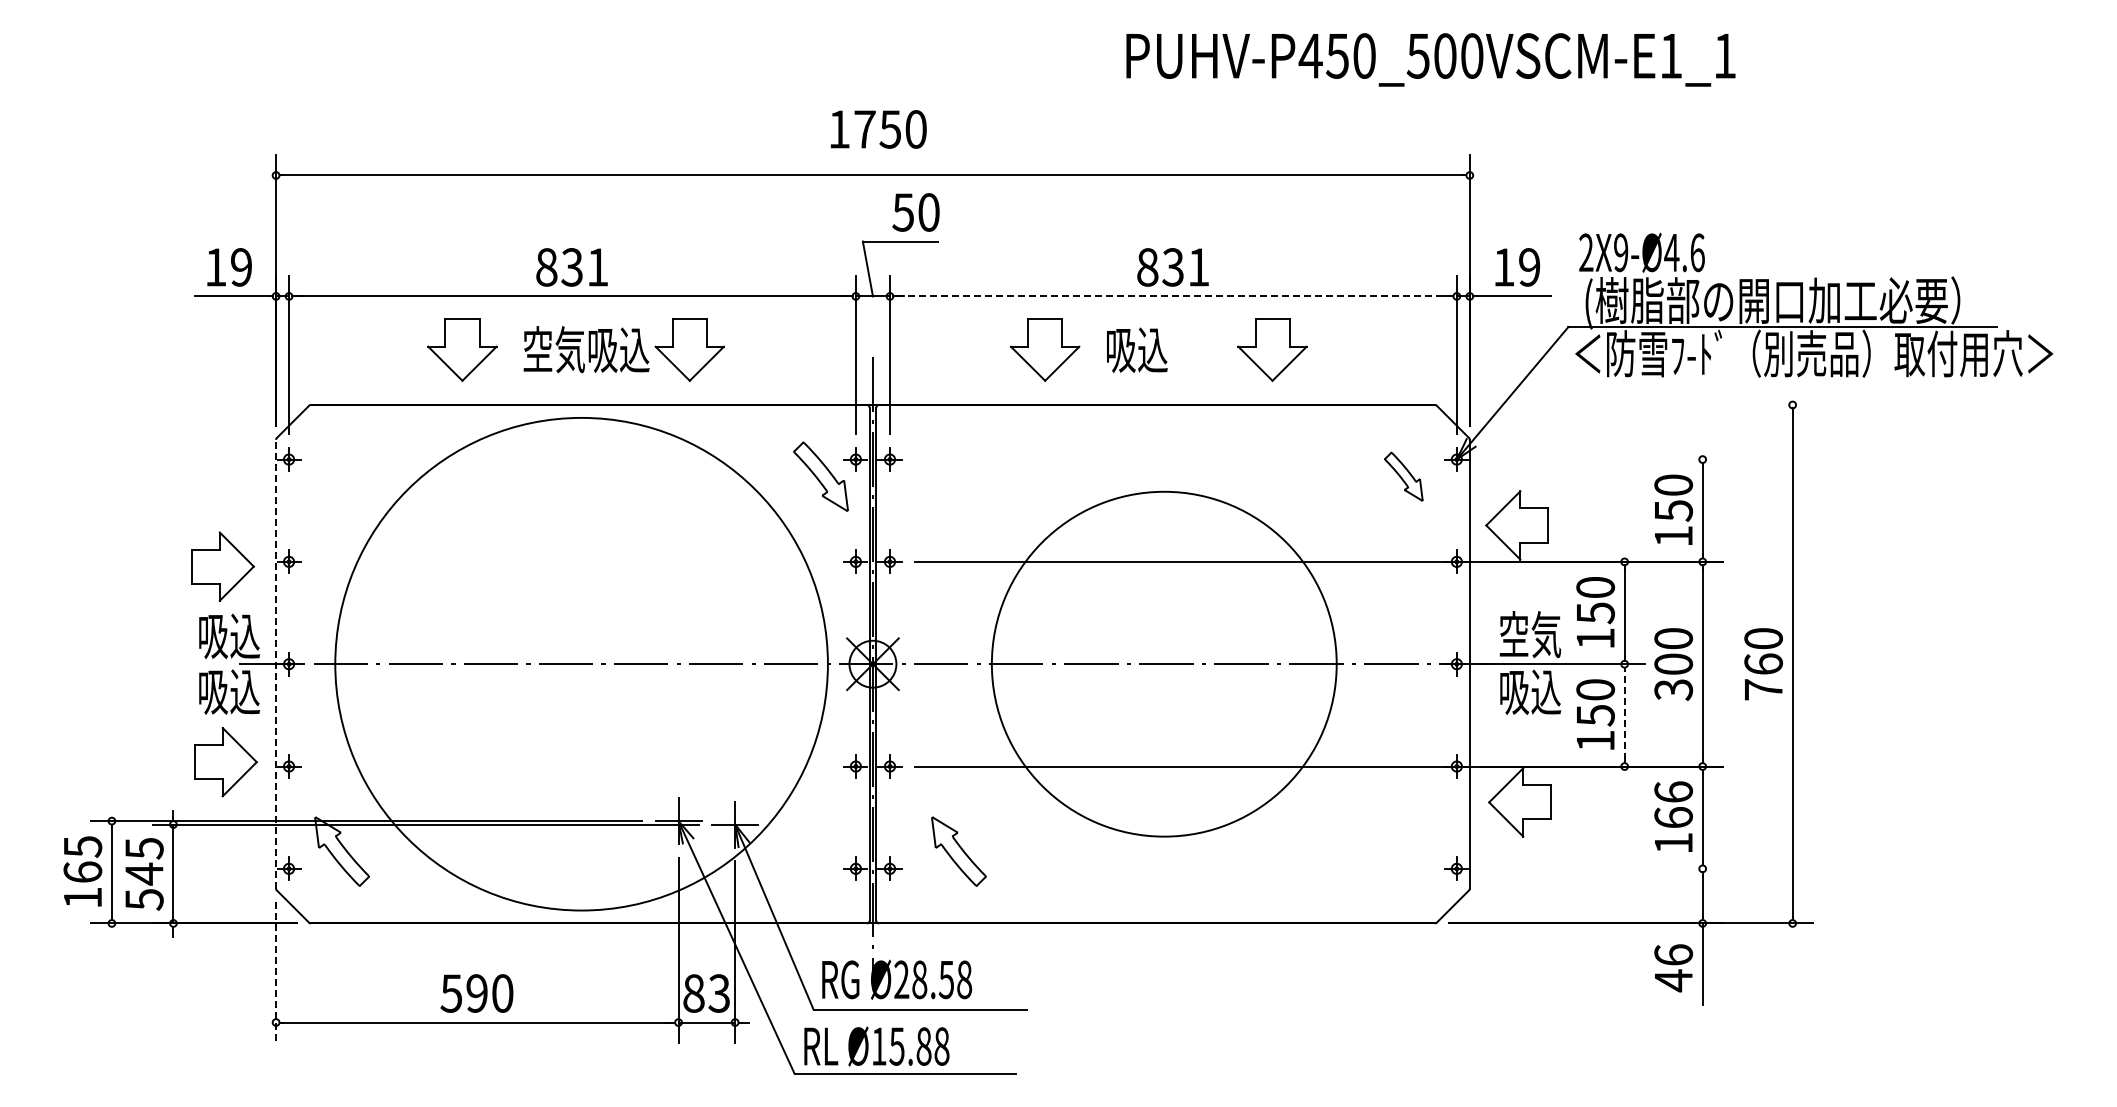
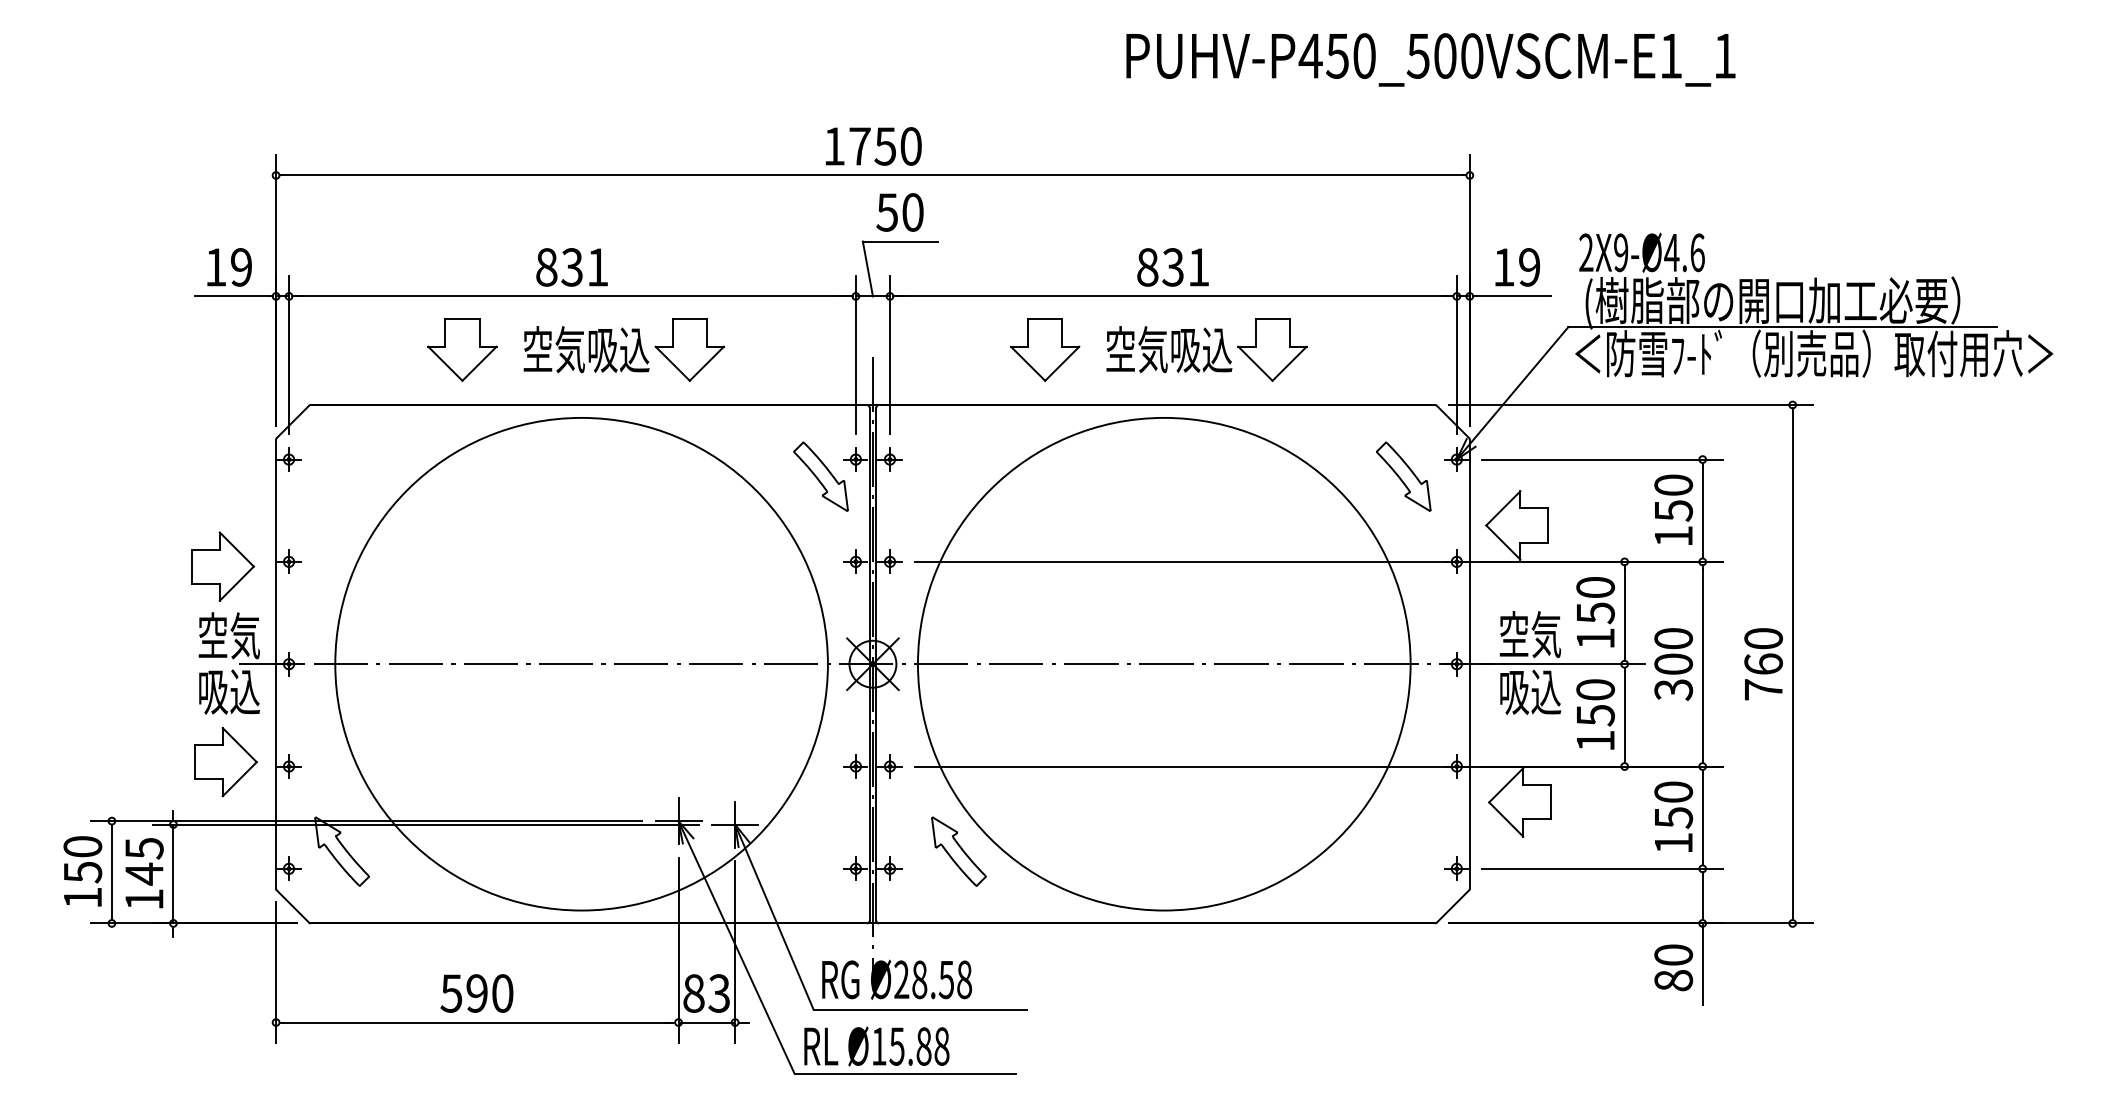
text position: (878, 129) -> (873, 146) (873, 146)
text position: (915, 212) -> (899, 212) (899, 212)
line: dashed -> solid (1173, 296)
text: 吸込 -> 空気吸込 (1169, 349)
line: none -> present (1630, 405)
line: none -> present (1602, 459)
part size: 40x51 px -> 56x71 px (1403, 476)
text: 吸込 -> 空気 (229, 635)
line: dashed -> solid (276, 663)
circle diameter: 345 px -> 493 px (1163, 663)
line: dashed -> solid (1624, 714)
text: 166 -> 150 (1673, 804)
text: 165 -> 150 (82, 859)
line: none -> present (1602, 868)
text: 545 -> 145 (144, 899)
text: 46 -> 80 (1673, 968)
line: dashed -> solid (276, 973)
